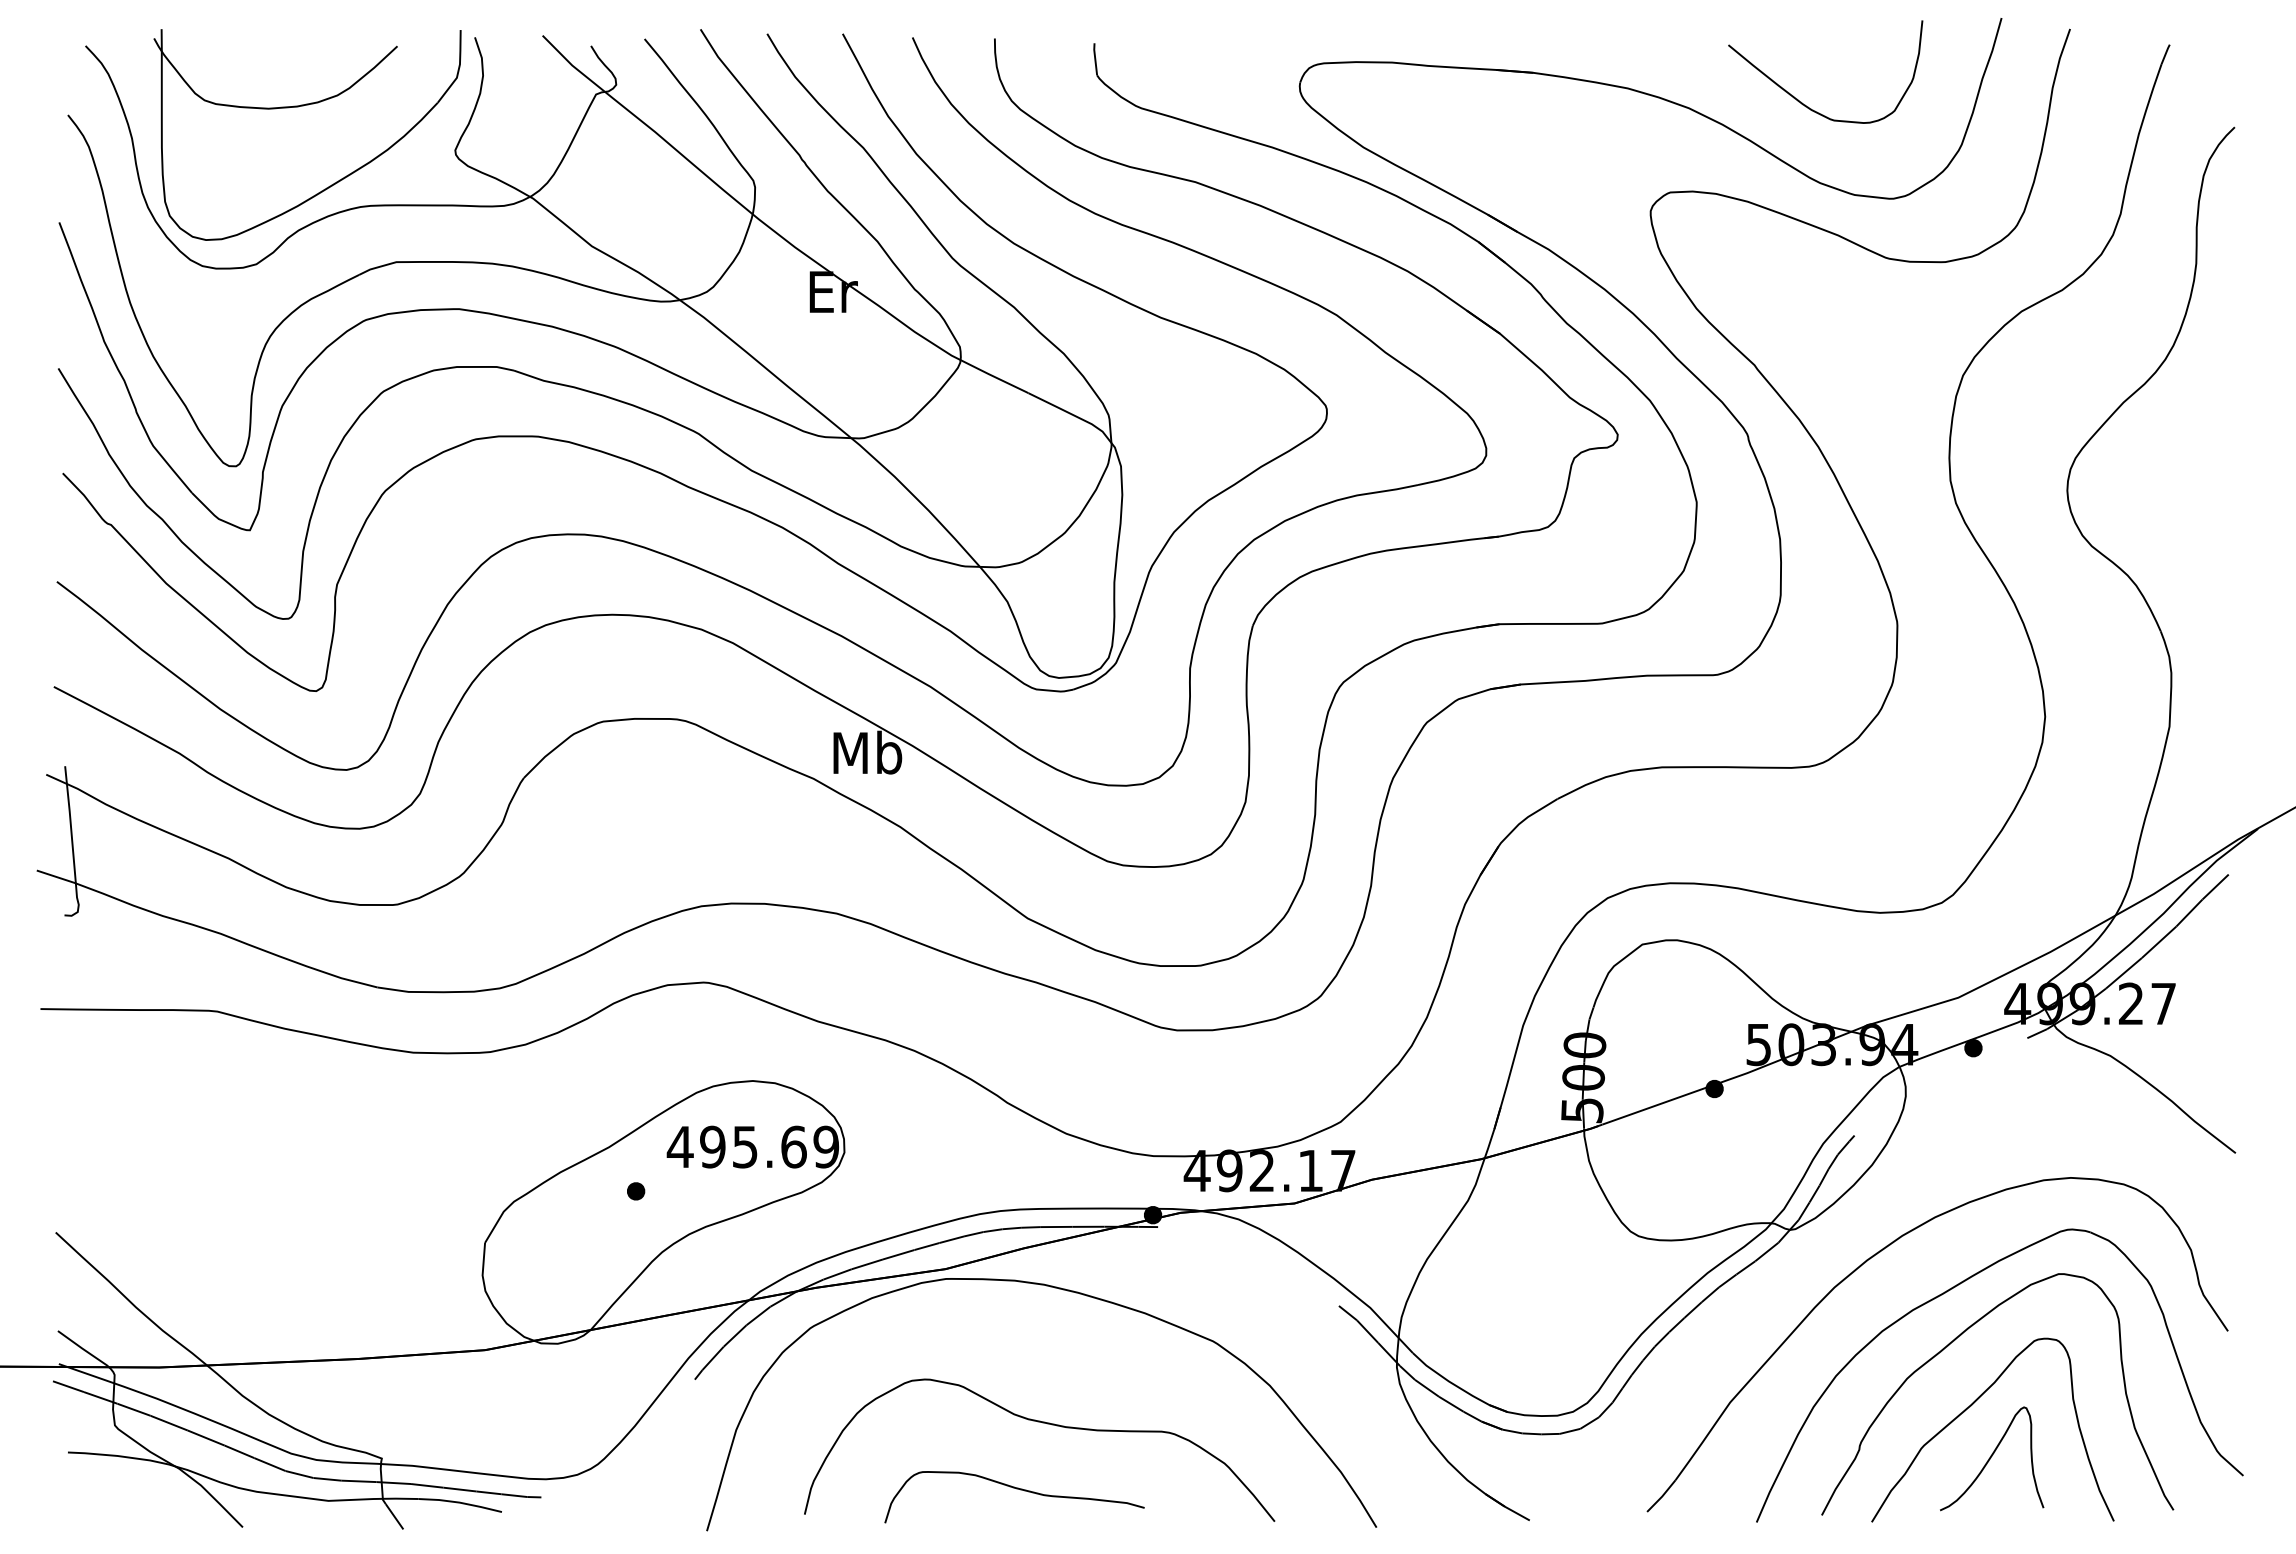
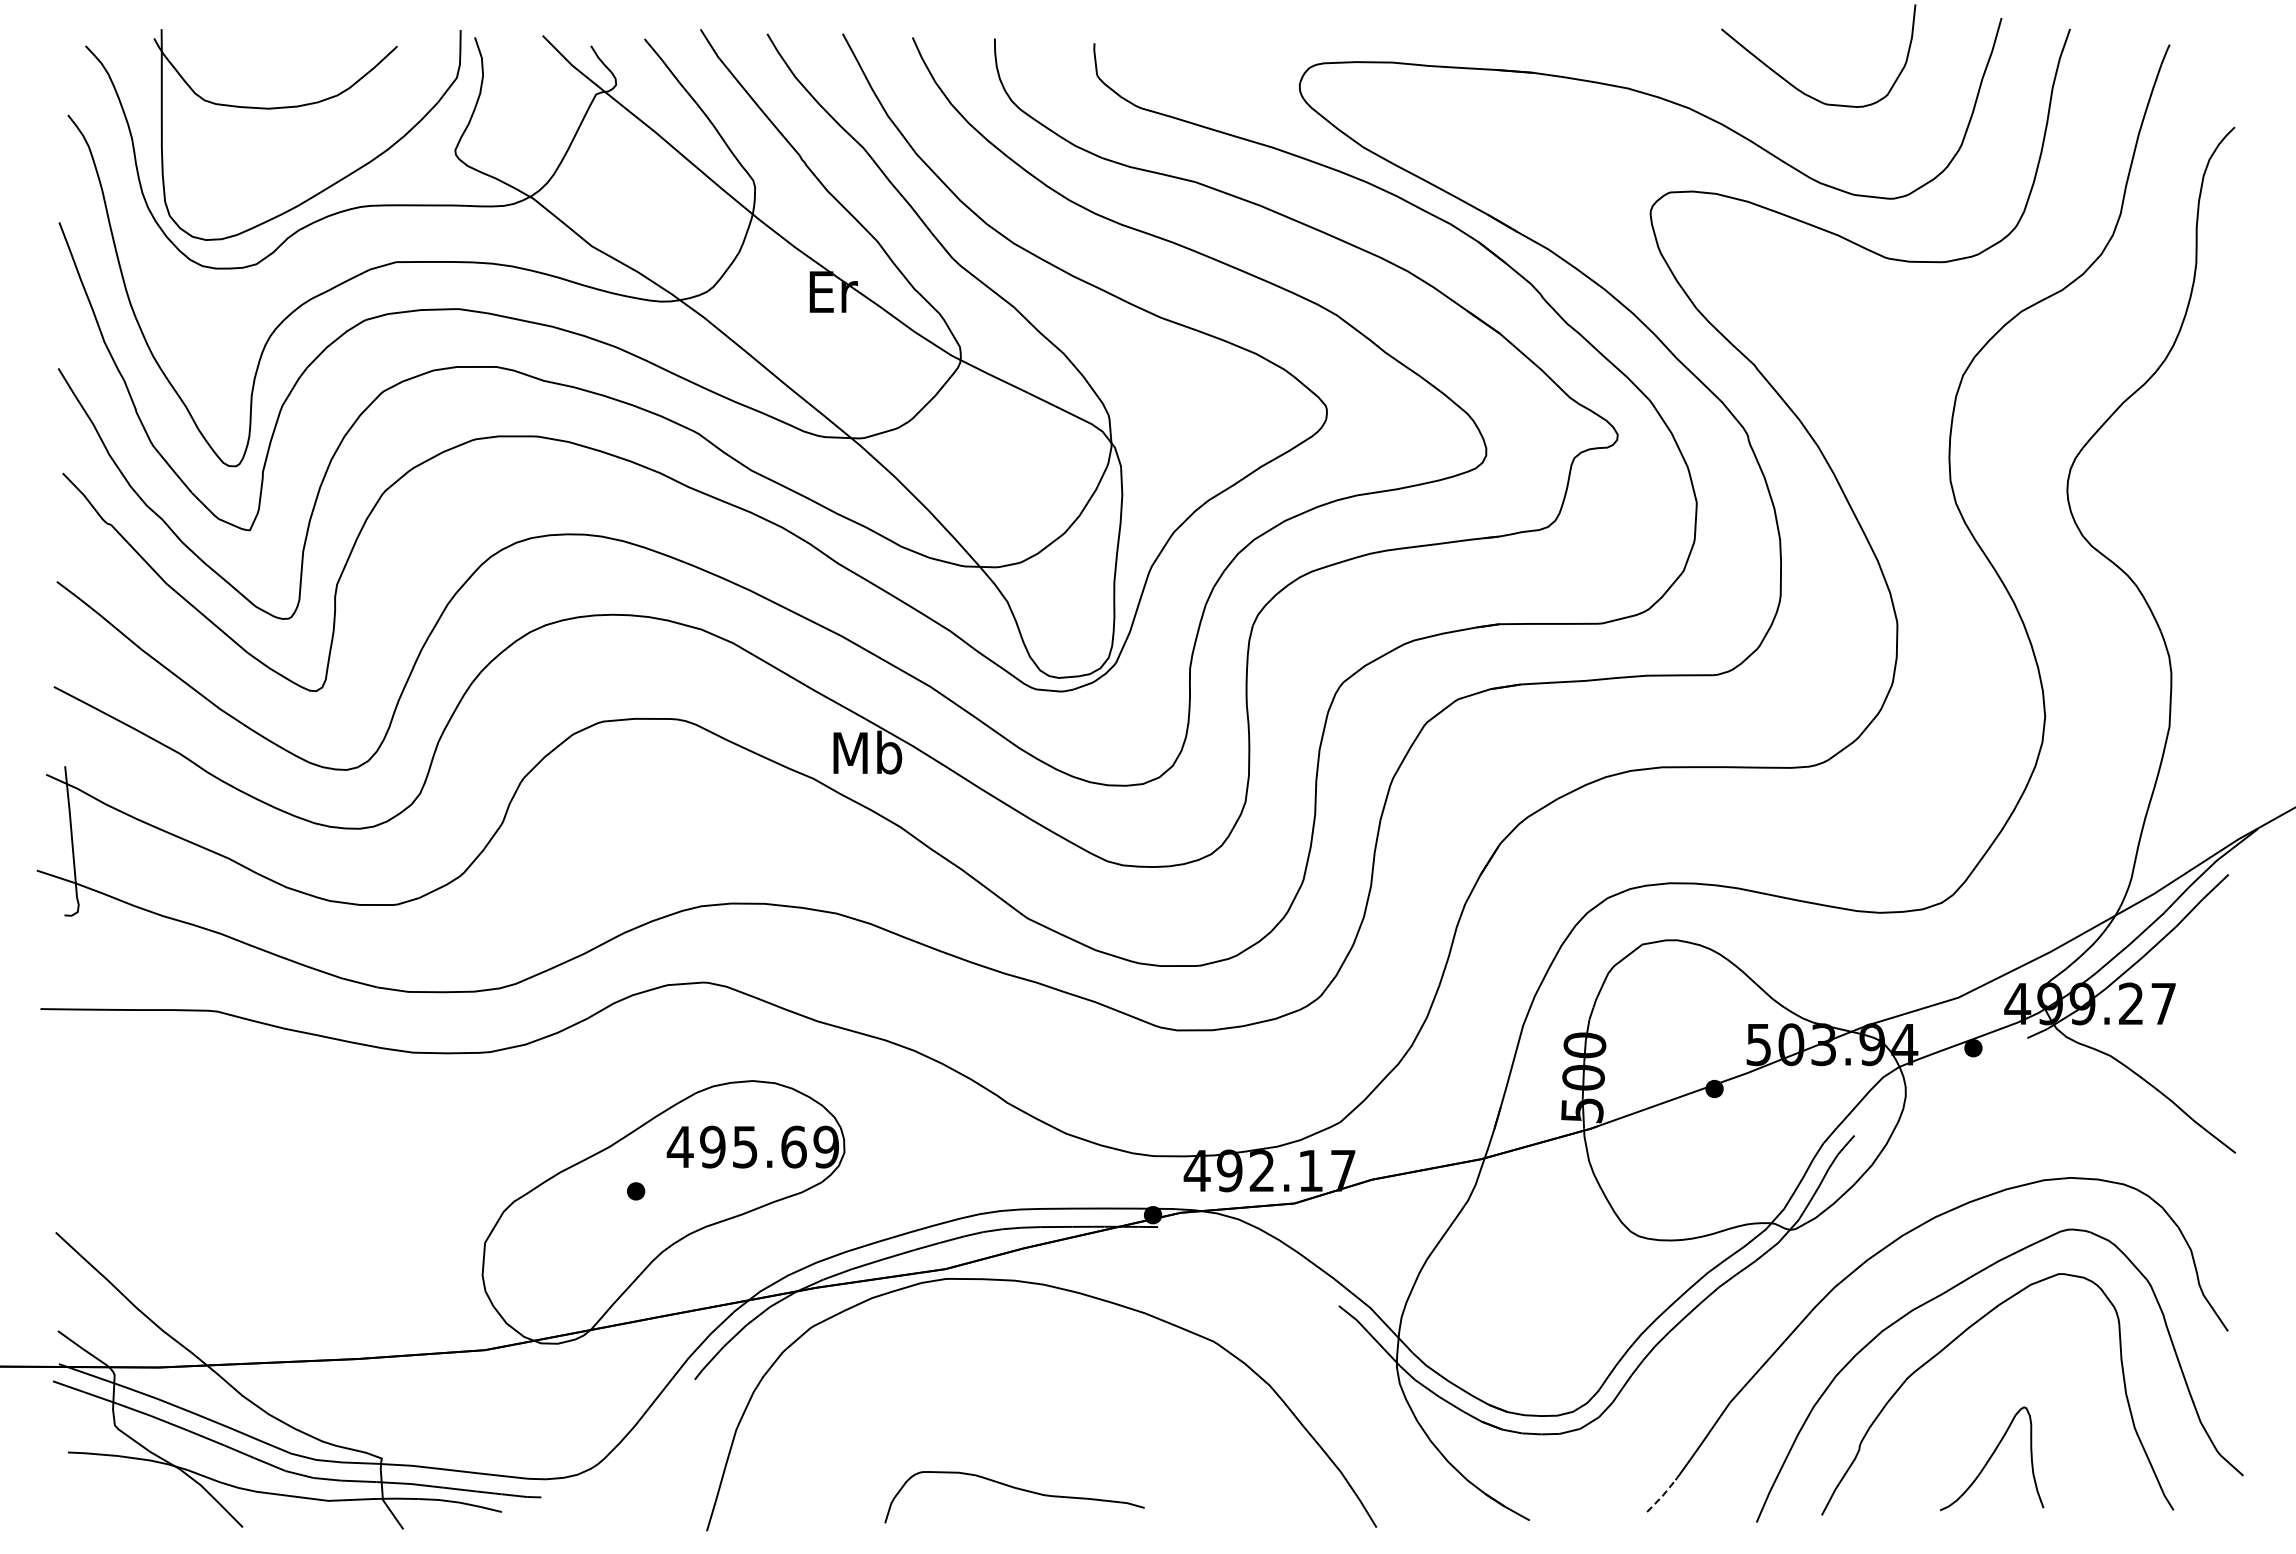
curve position: (1805, 104) -> (1798, 88) (1798, 88)
curve: present -> none (1971, 1406)
curve: present -> none (1042, 1423)
line: solid -> dashed (1662, 1496)
